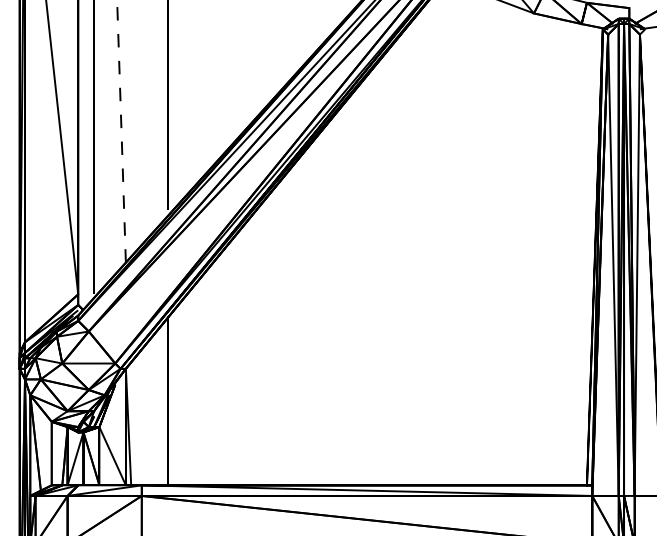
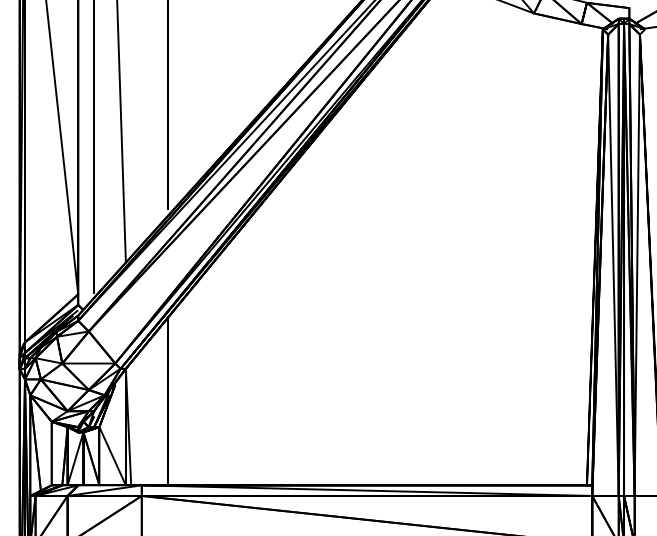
line: dashed -> solid (121, 130)
